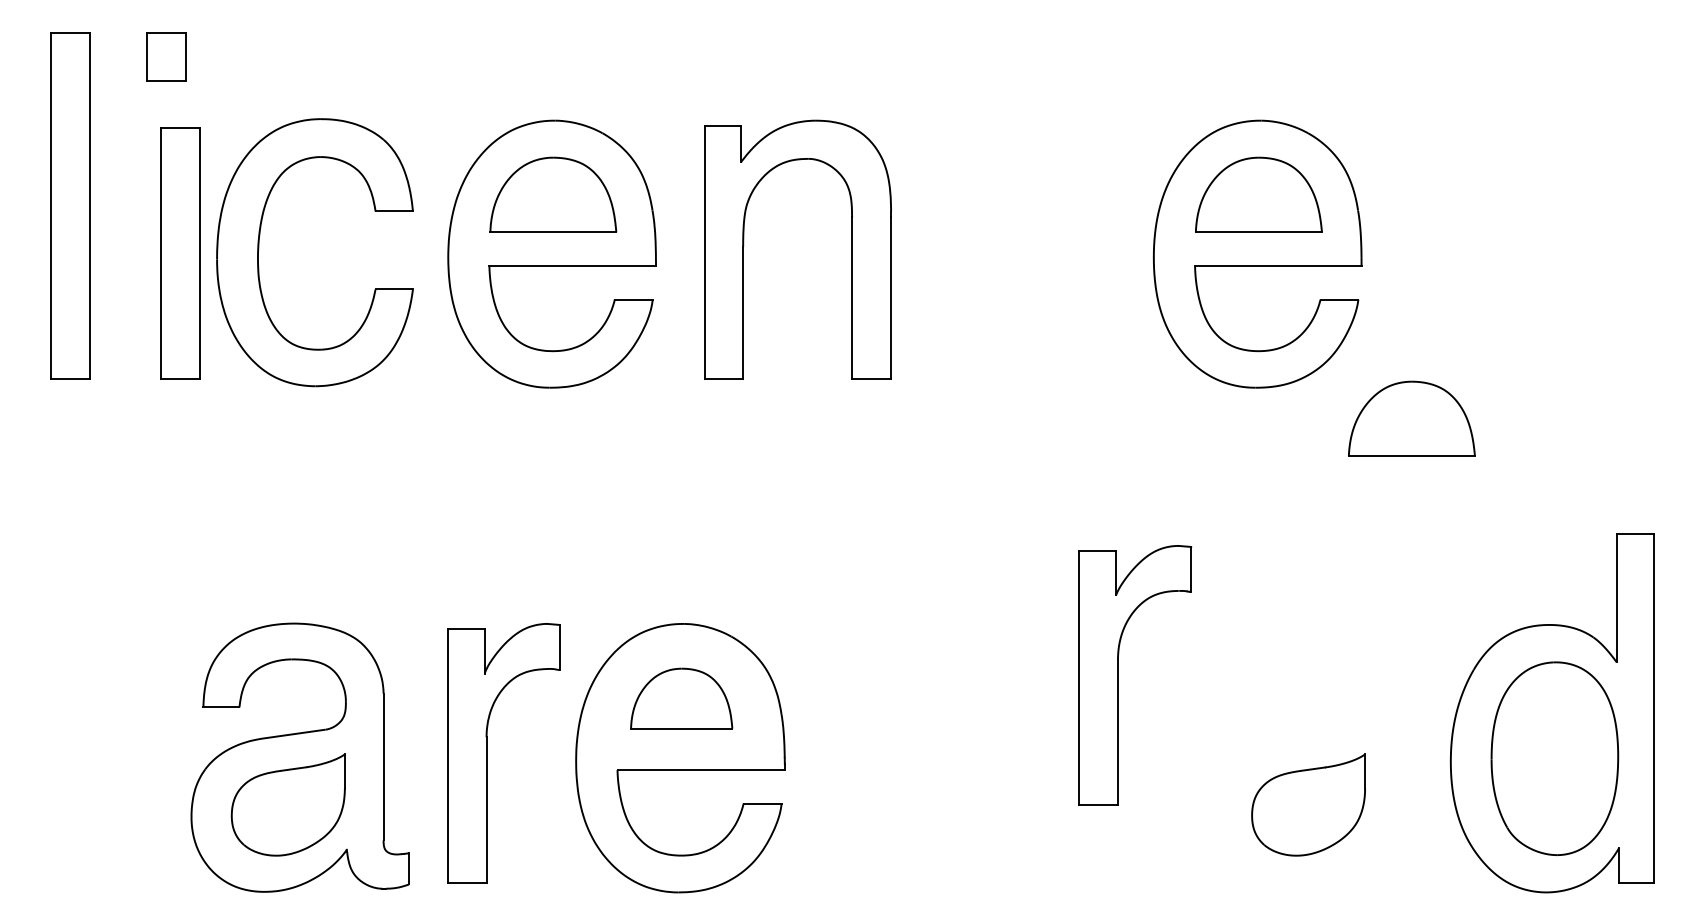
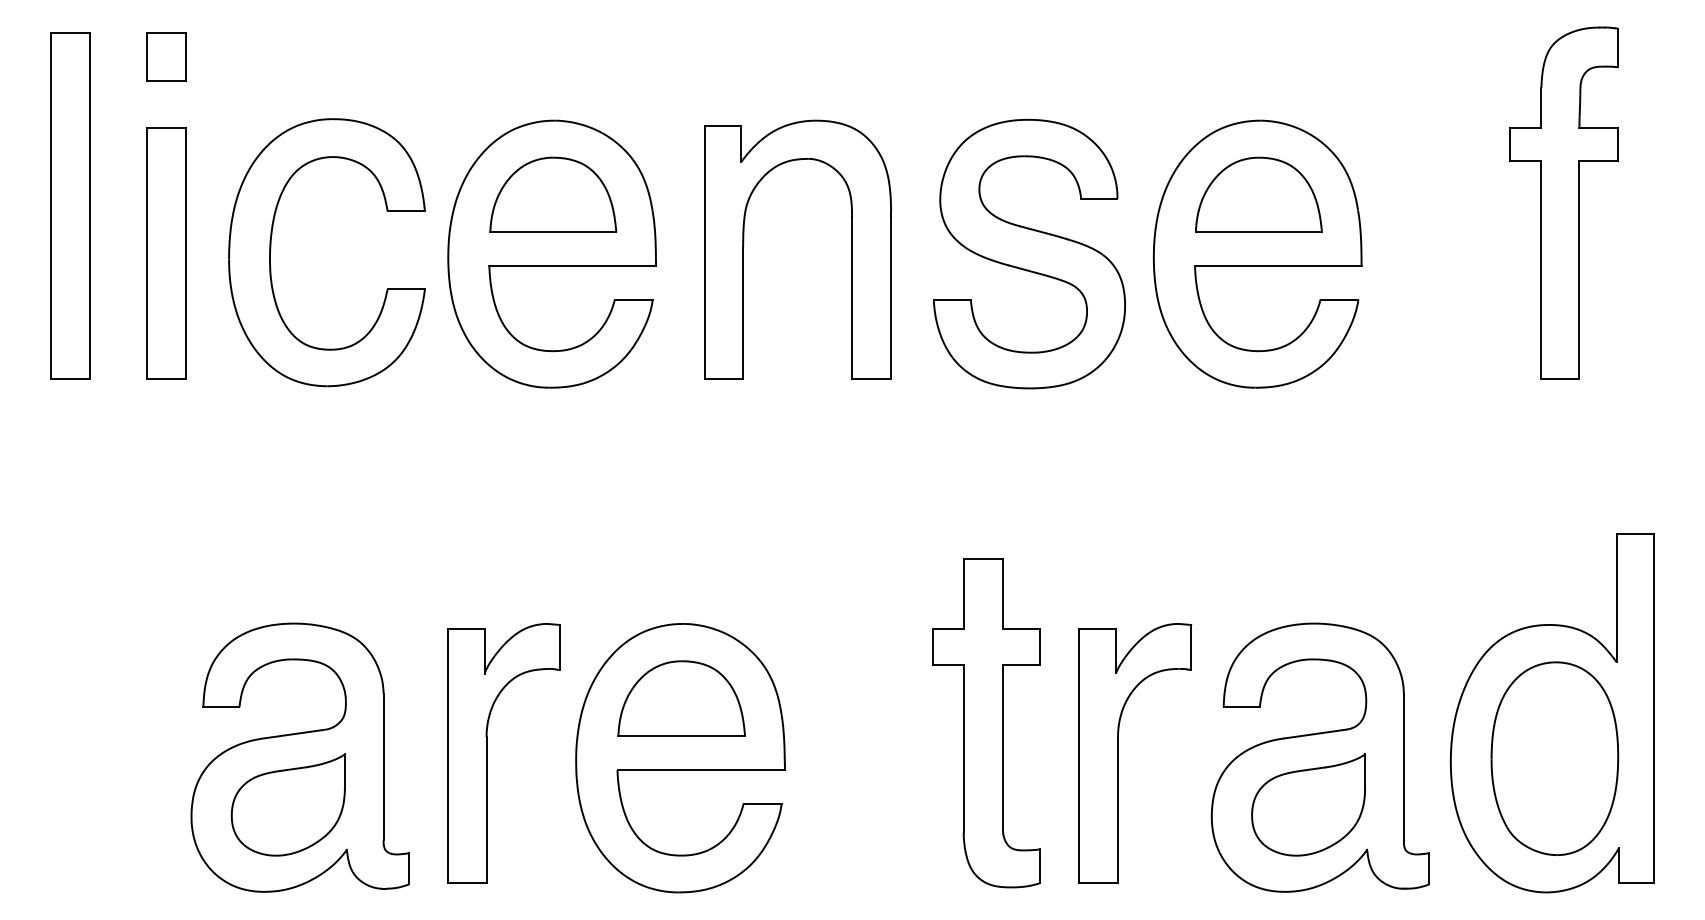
part: none -> present (1563, 202)
part position: (259, 249) -> (271, 249) (271, 249)
part position: (180, 253) -> (166, 253) (166, 253)
part: none -> present (1029, 253)
part: present -> none (1411, 418)
part position: (1118, 675) -> (1118, 753) (1118, 753)
part size: 104x63 px -> 129x77 px (681, 698)
part: none -> present (986, 723)
part: none -> present (1319, 757)
